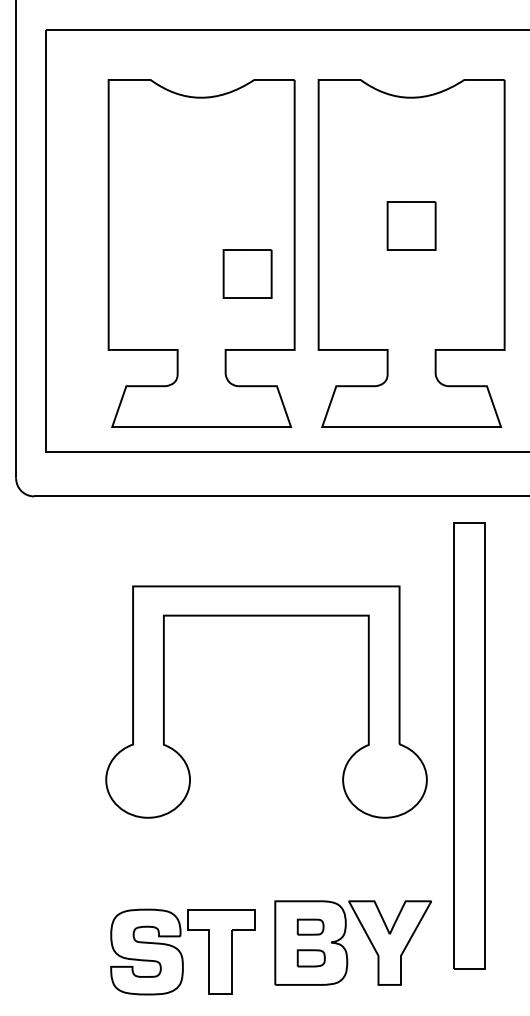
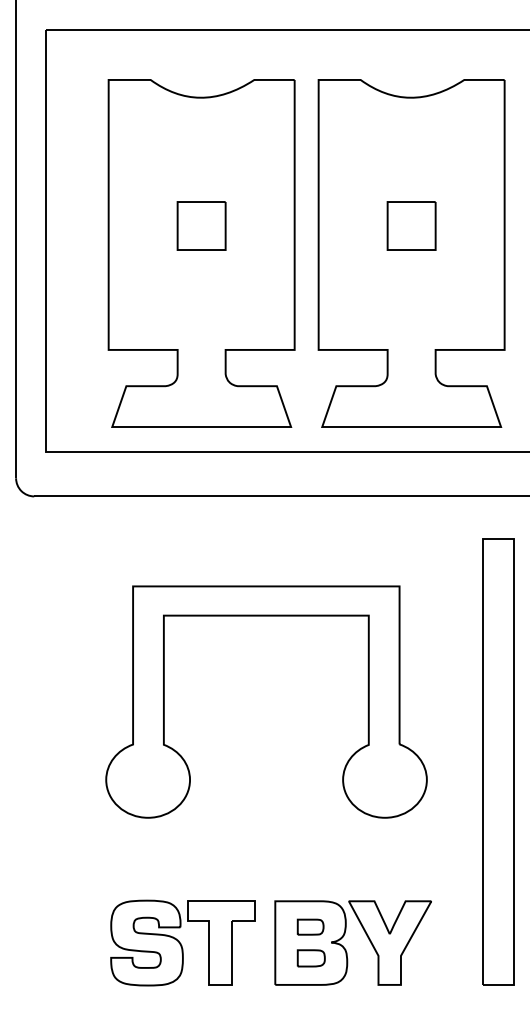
part position: (247, 273) -> (201, 225) (201, 225)
part position: (469, 745) -> (498, 761) (498, 761)
part position: (182, 951) -> (182, 942) (182, 942)
